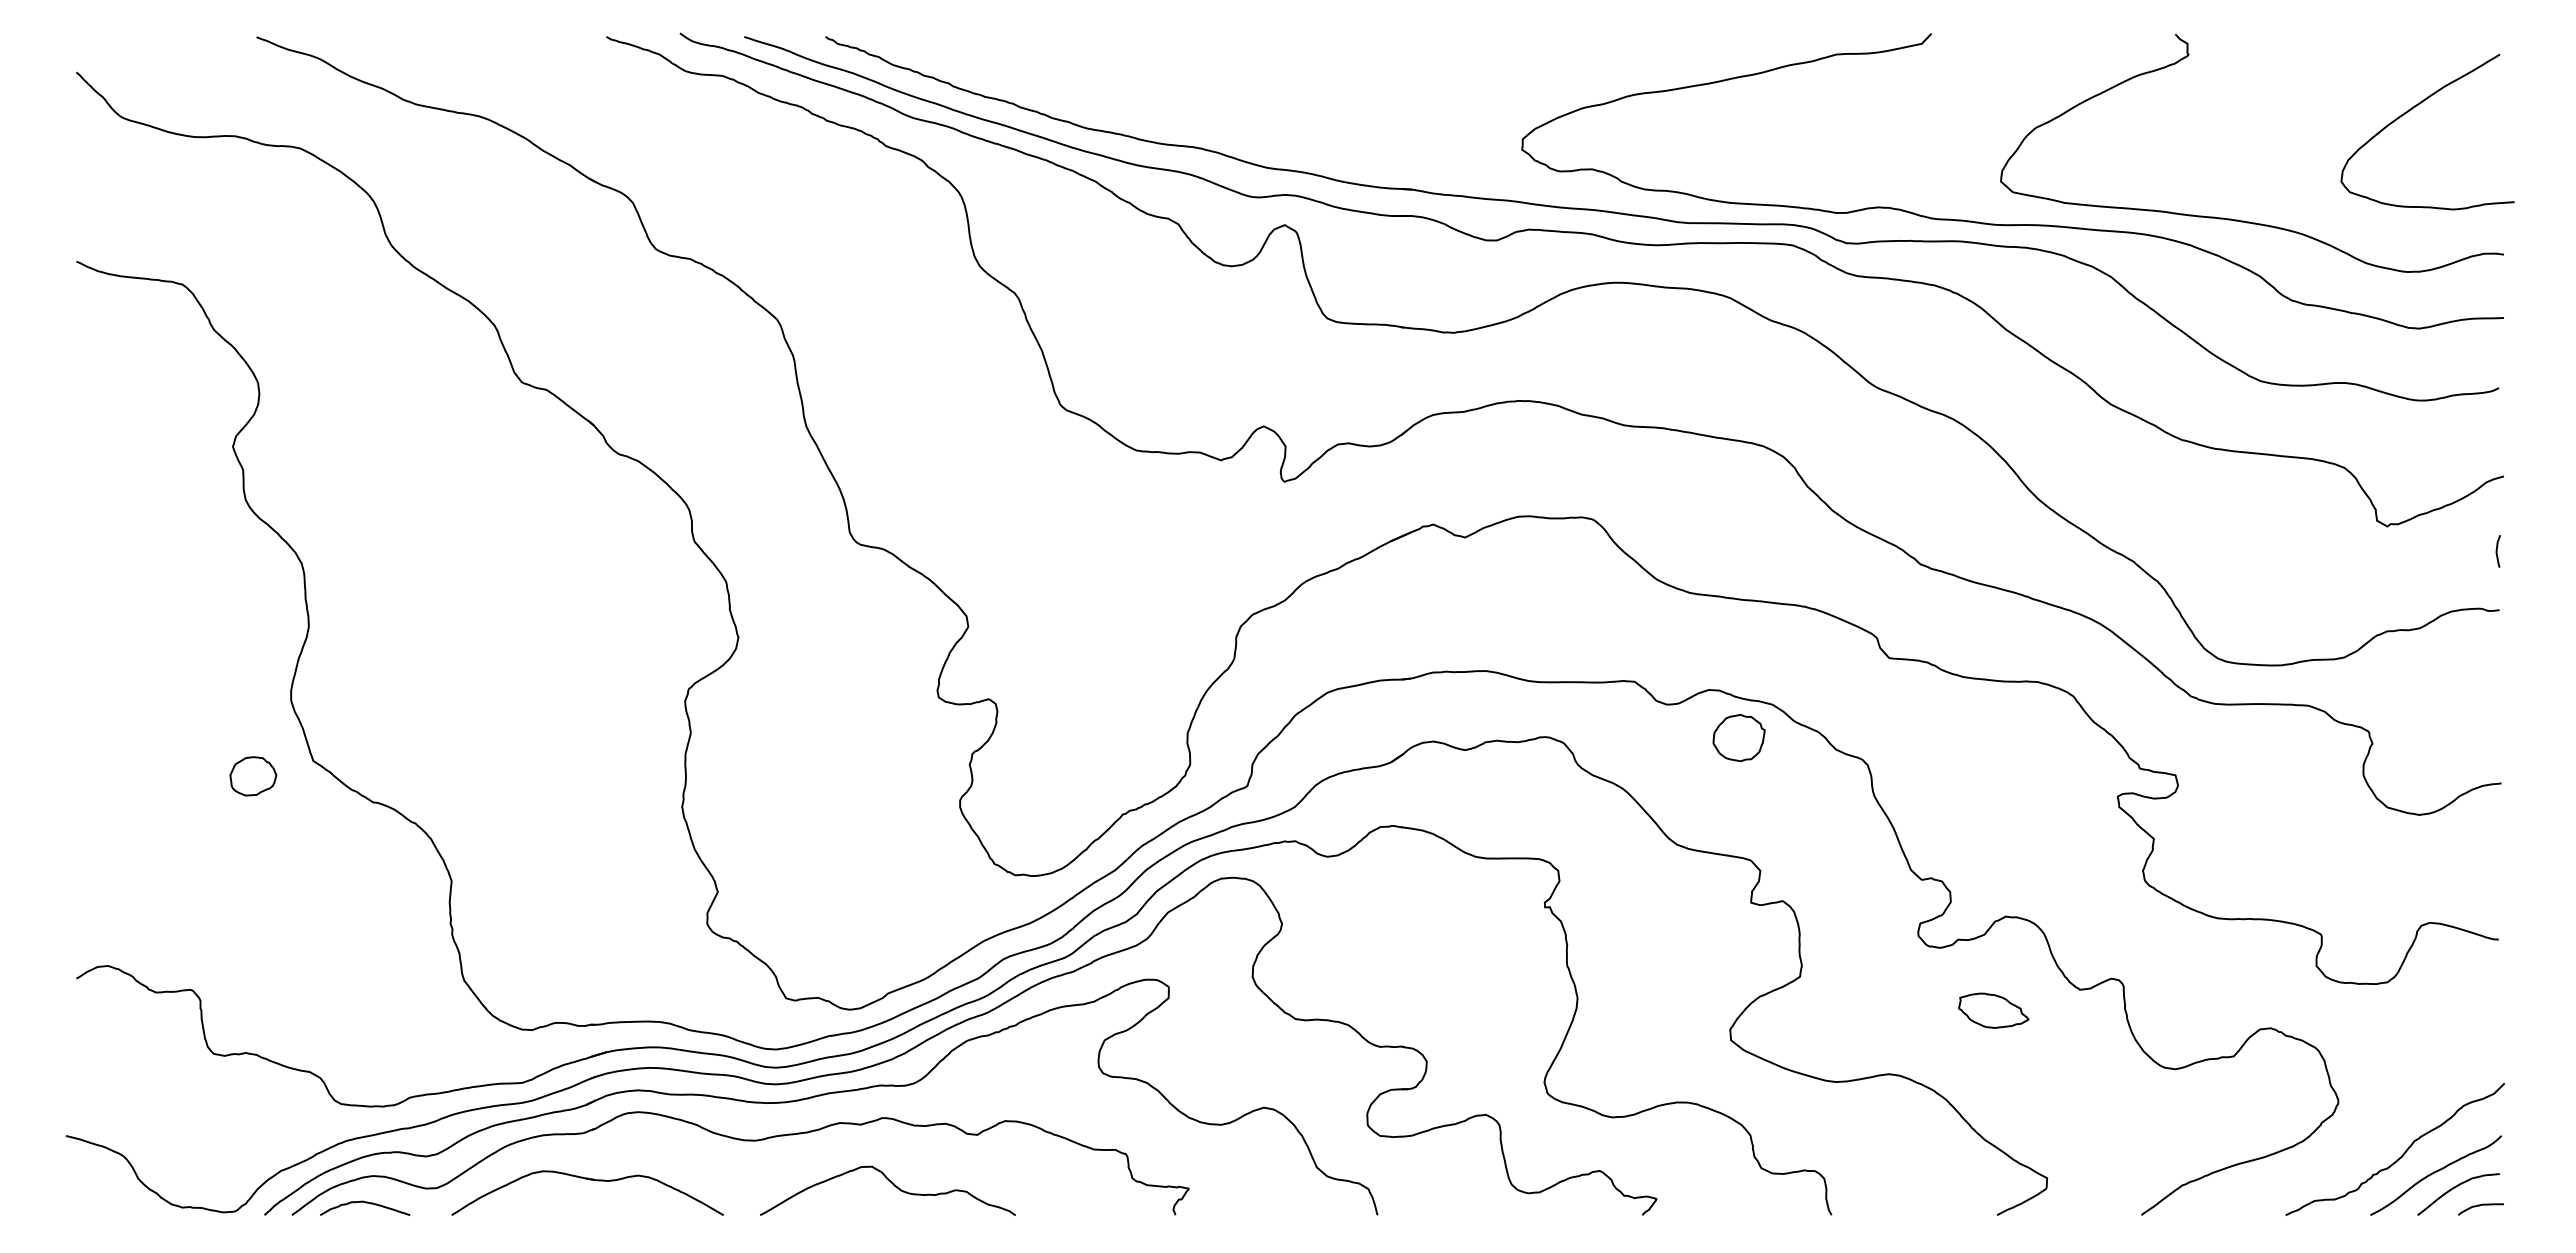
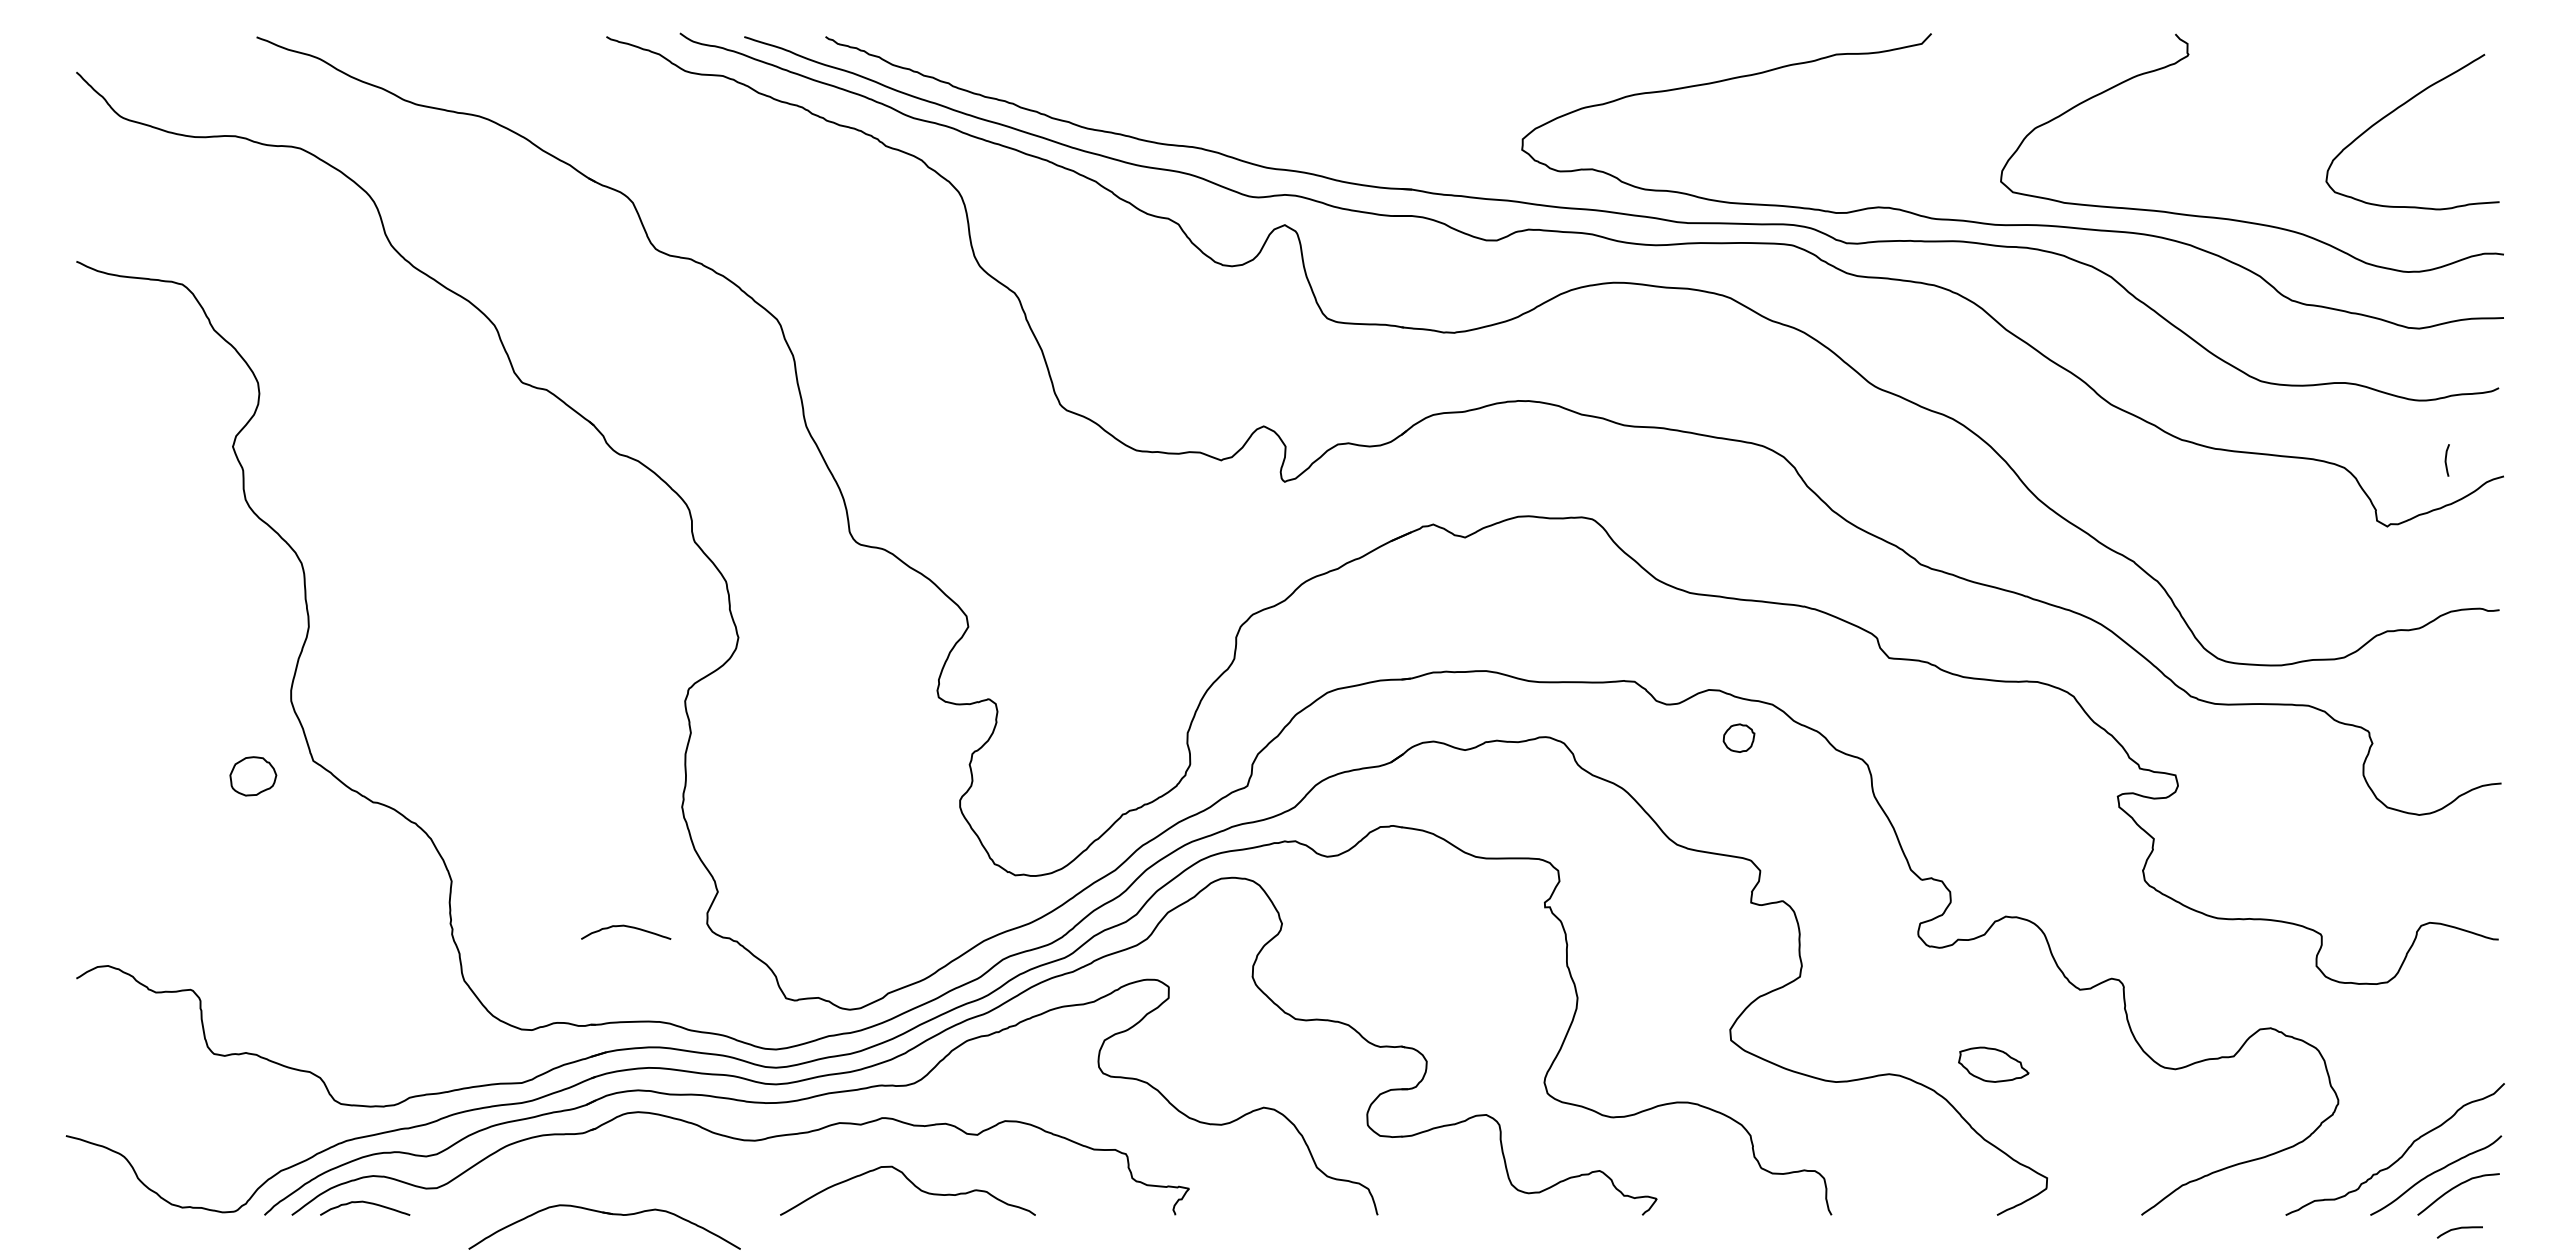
curve position: (2411, 110) -> (2396, 110) (2396, 110)
curve position: (2497, 551) -> (2446, 460) (2446, 460)
part size: 54x49 px -> 34x30 px (1738, 737)
curve: none -> present (626, 927)
part position: (1993, 1010) -> (1993, 1064) (1993, 1064)
part position: (589, 1180) -> (606, 1214) (606, 1214)
curve position: (892, 1184) -> (912, 1184) (912, 1184)
curve position: (2480, 1206) -> (2459, 1229) (2459, 1229)
